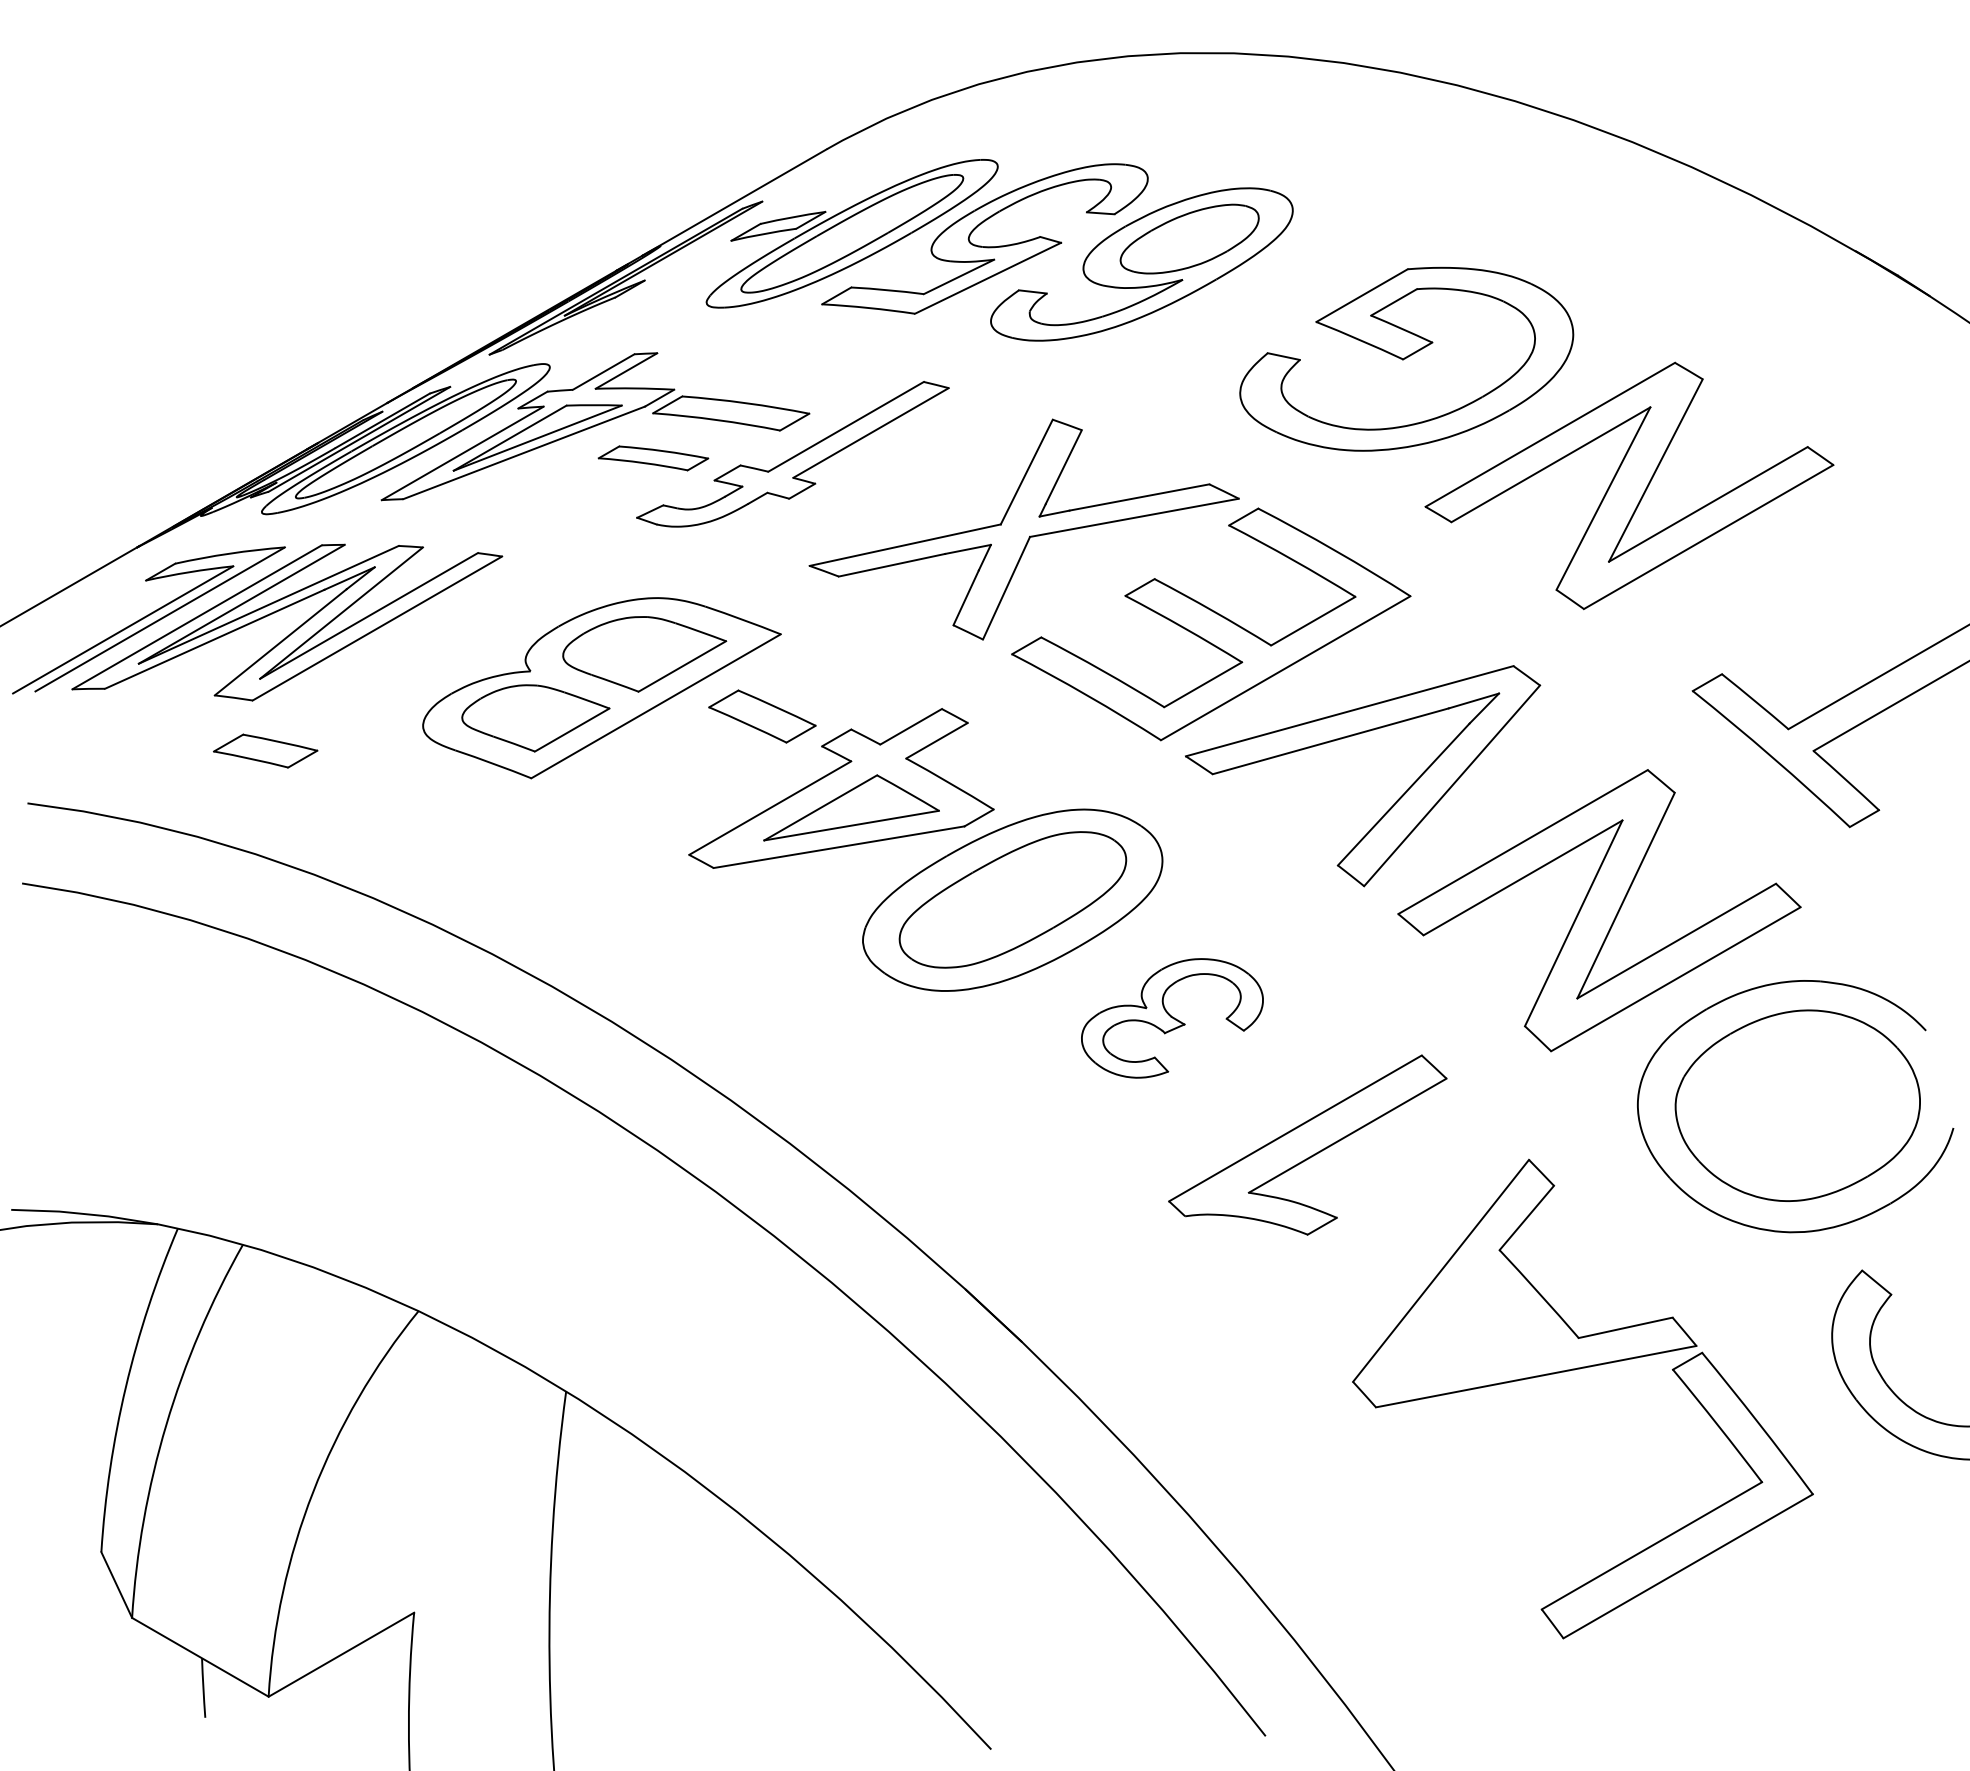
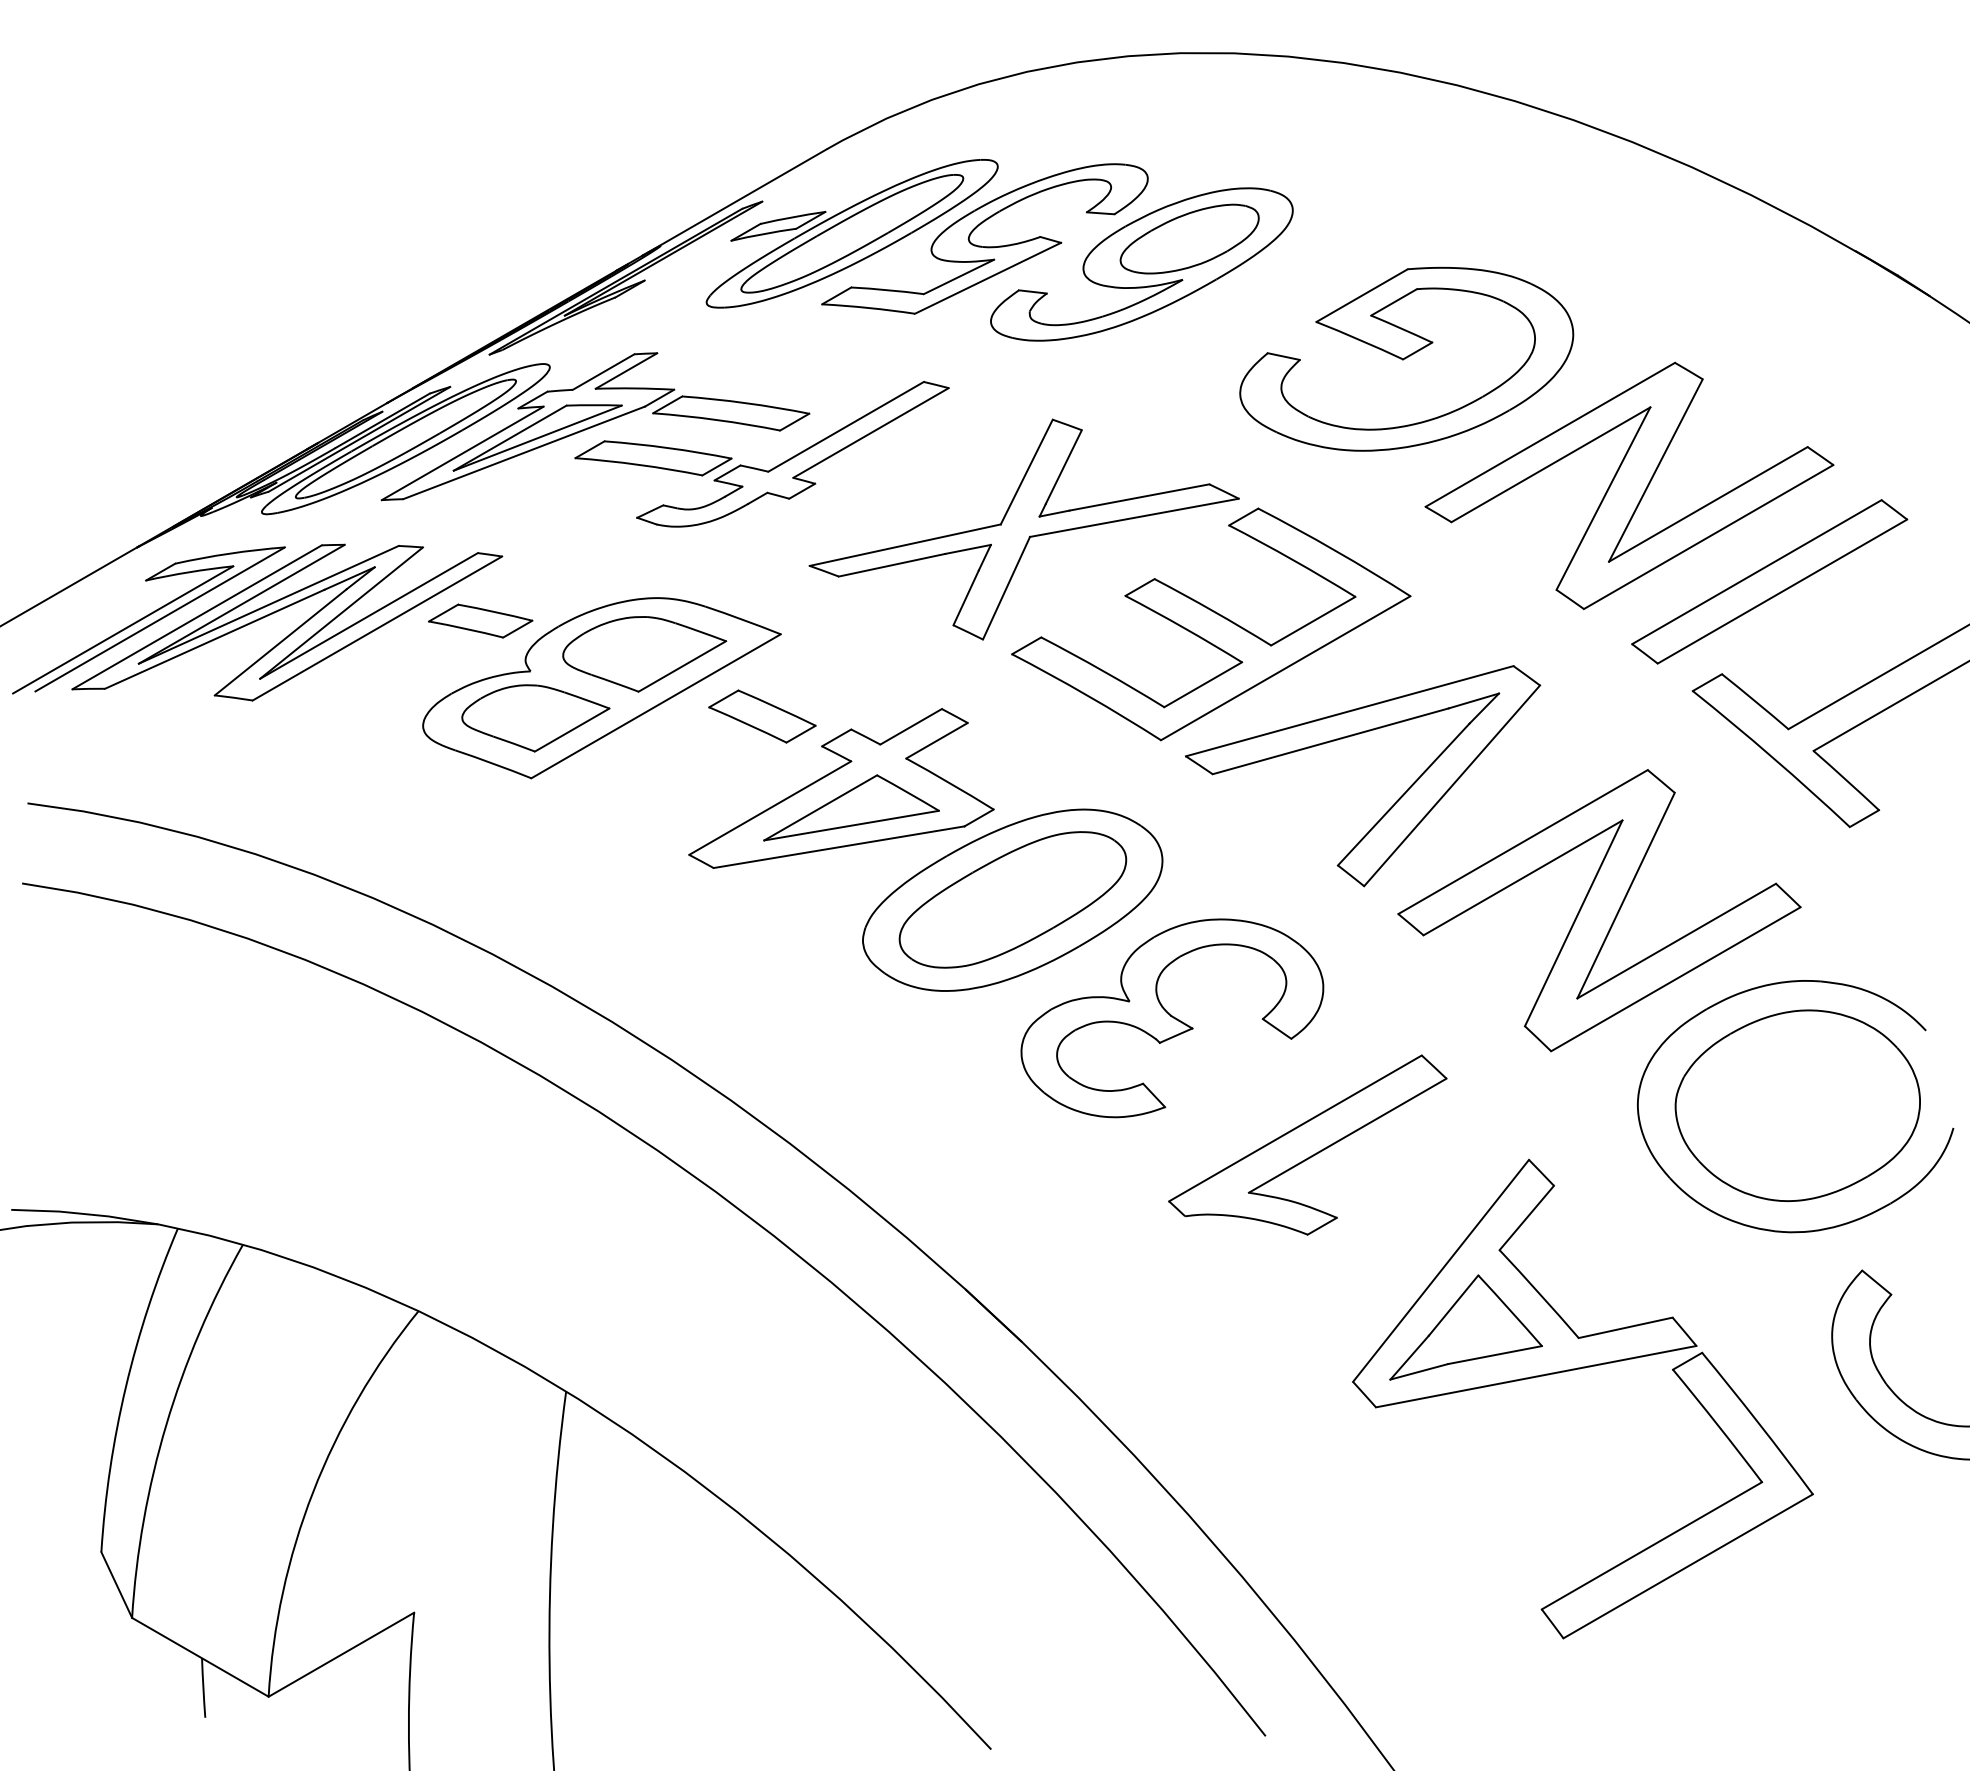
part size: 113x27 px -> 159x37 px (653, 458)
part: none -> present (1769, 581)
part position: (265, 750) -> (480, 620) (480, 620)
part size: 183x121 px -> 305x201 px (1172, 1018)
part: none -> present (1465, 1327)
